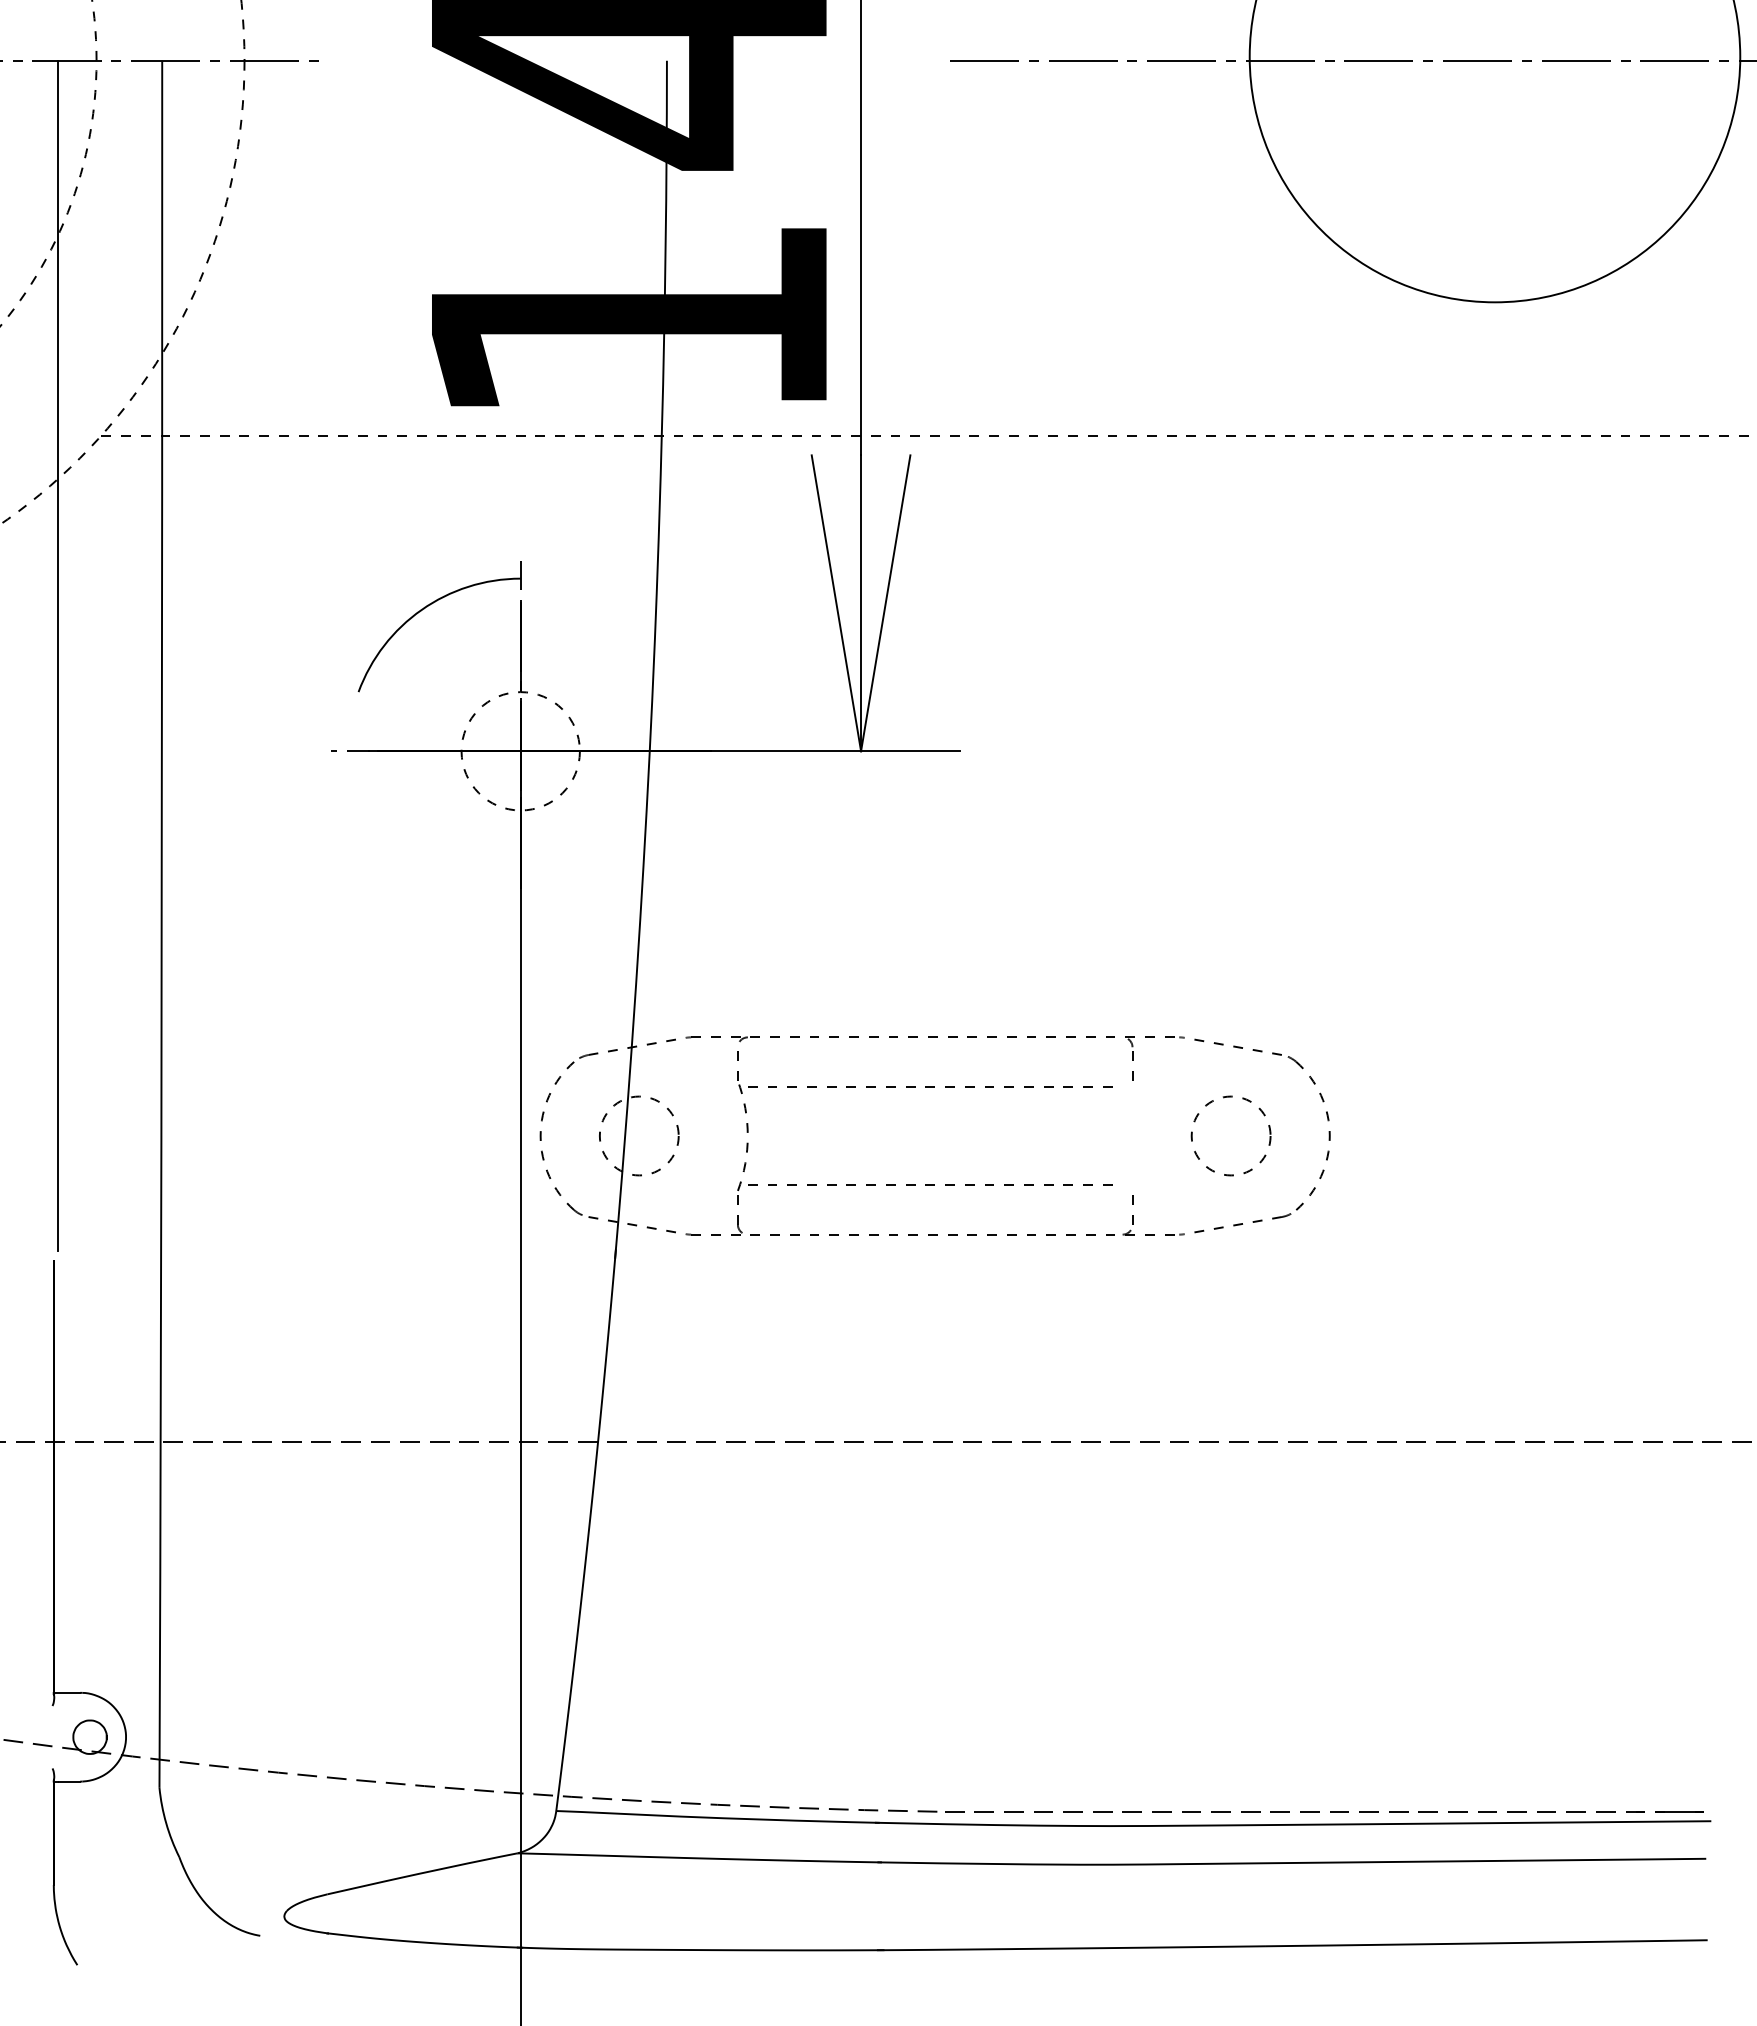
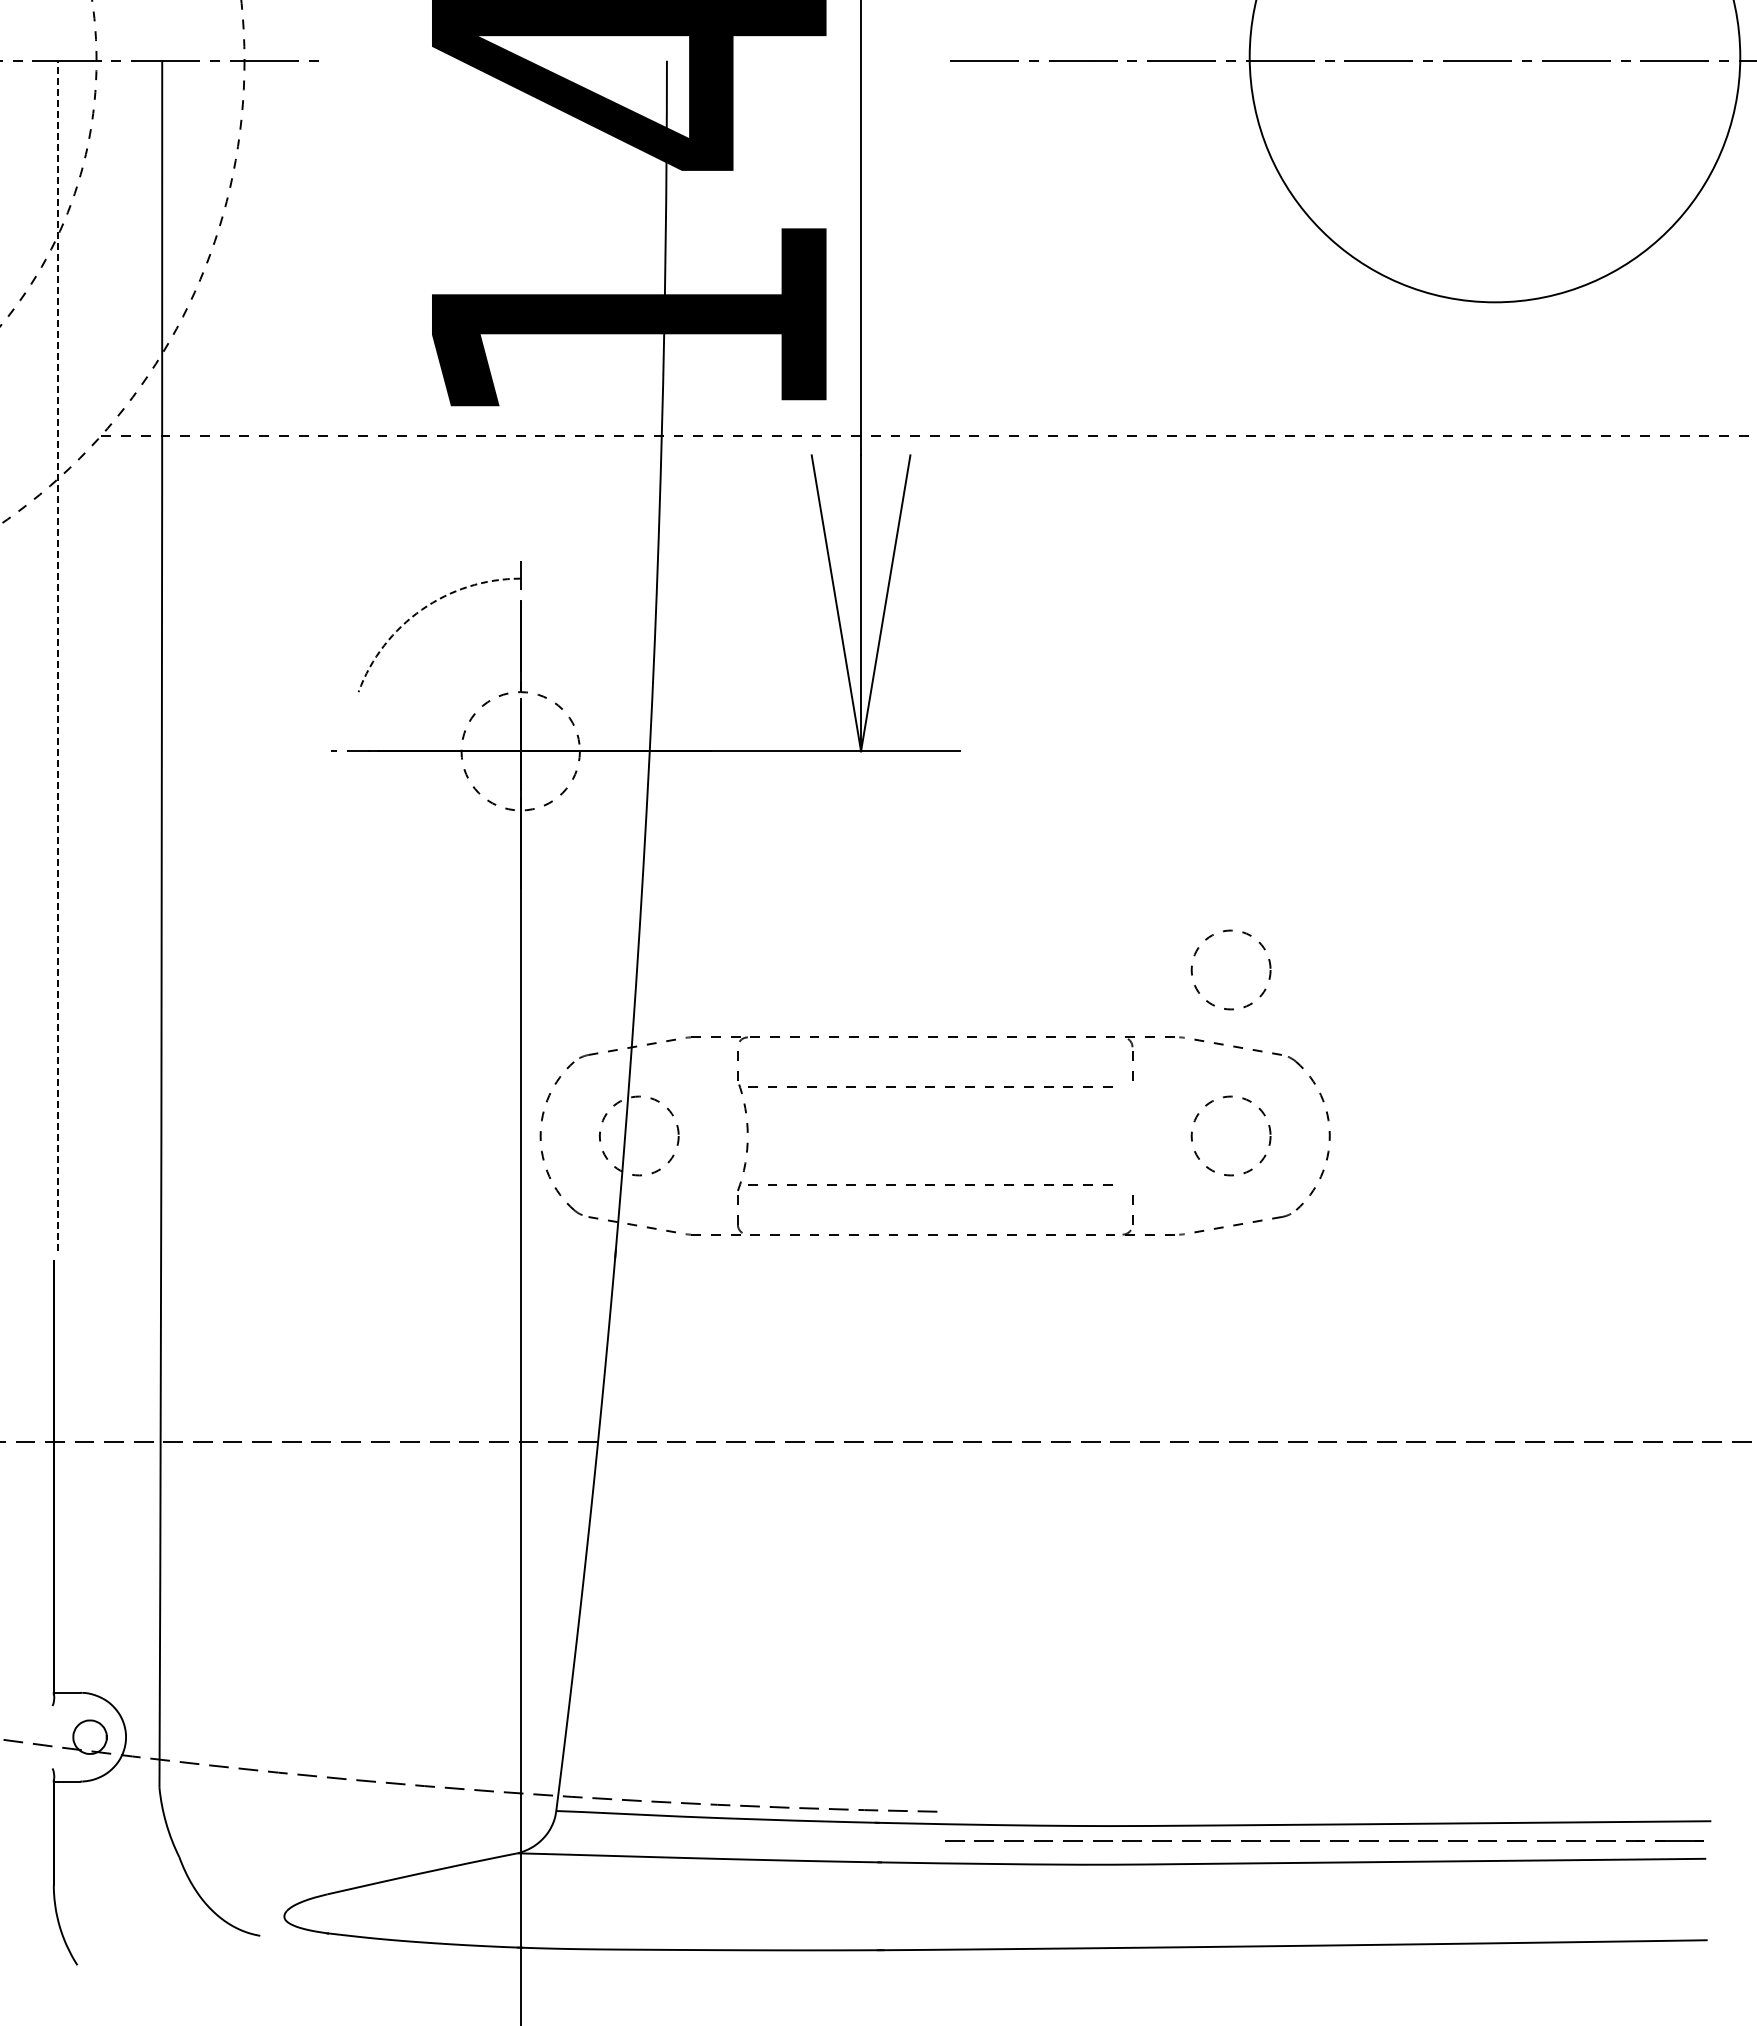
arc: solid -> dashed (421, 609)
line: solid -> dashed (57, 655)
circle: none -> present (1230, 969)
line position: (1319, 1811) -> (1319, 1840) (1319, 1840)
